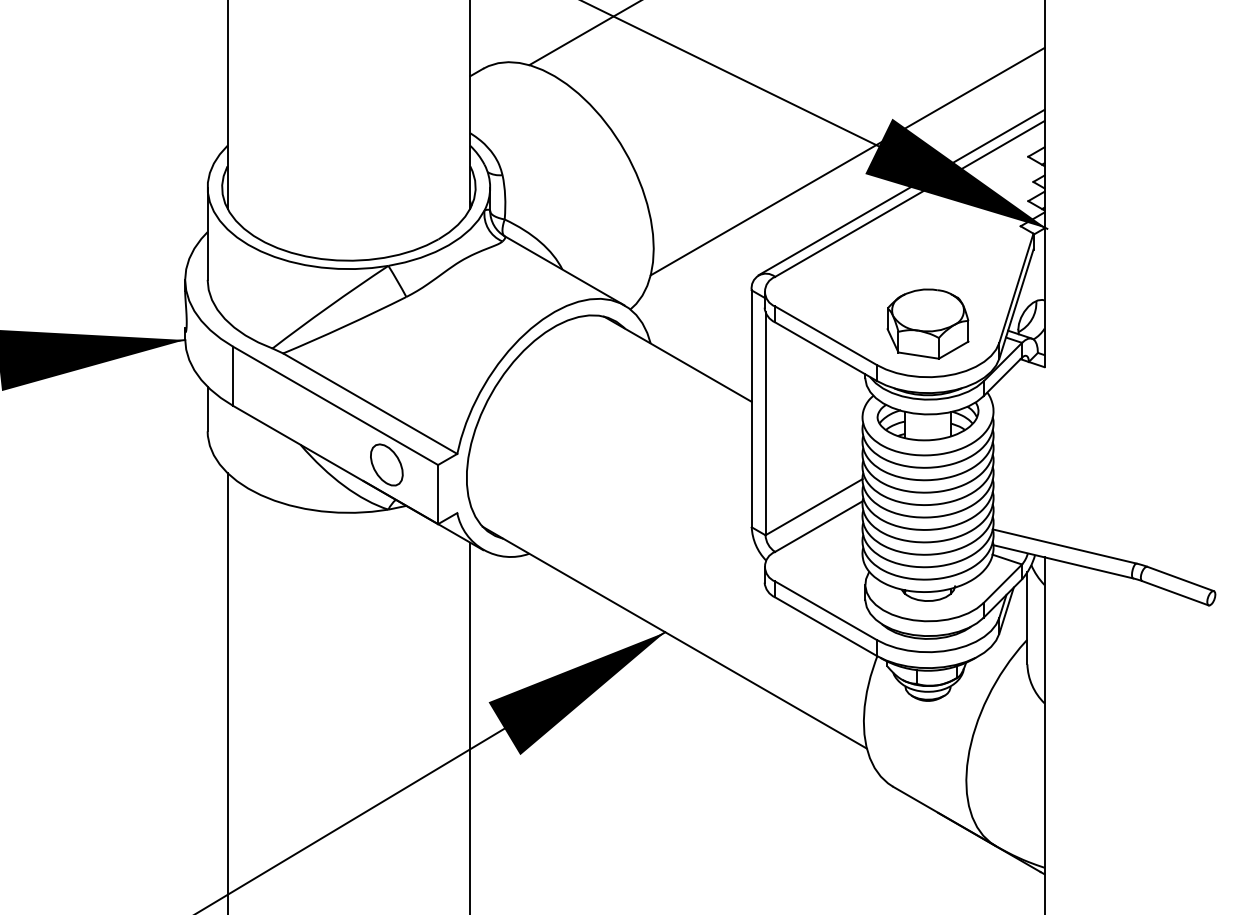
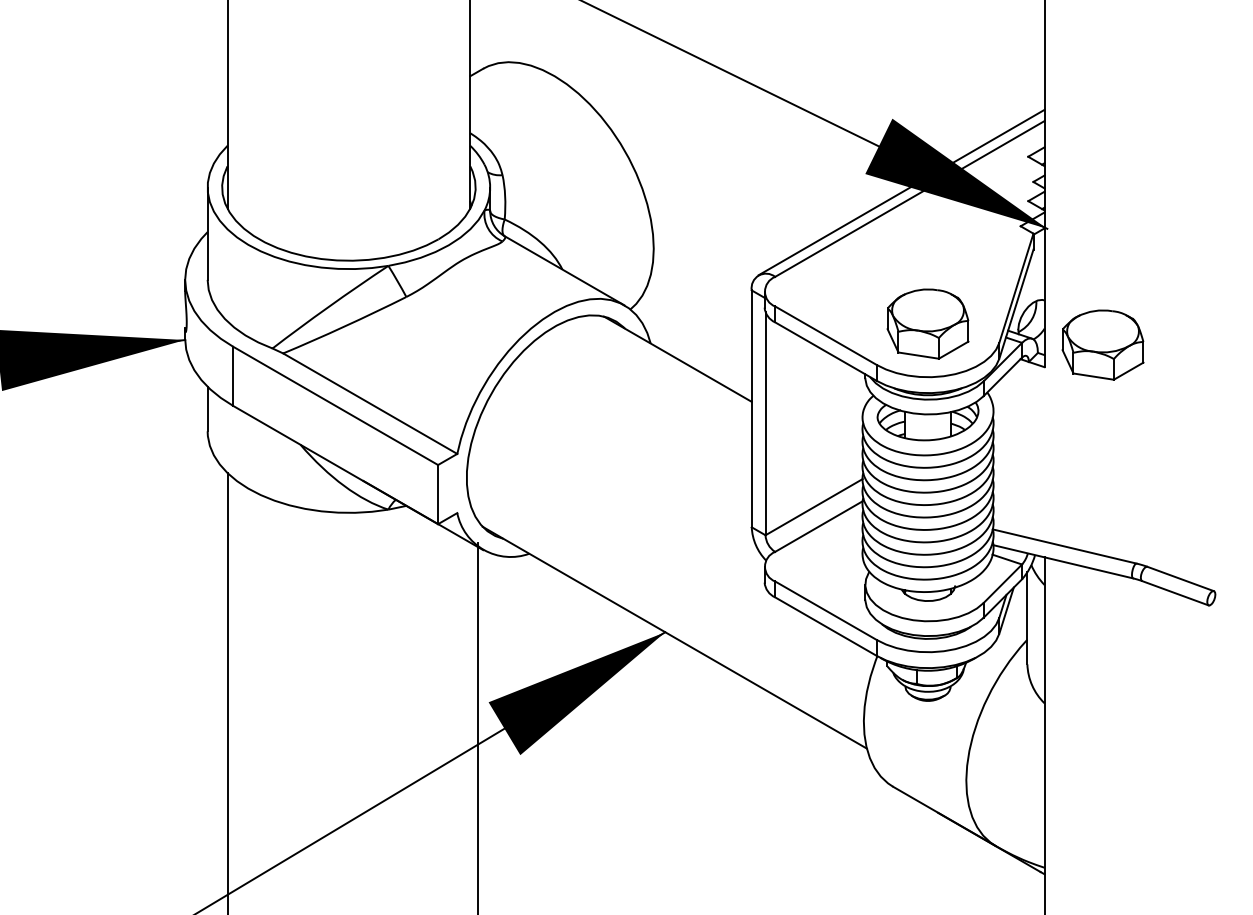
line: present -> none (583, 33)
line: present -> none (847, 161)
part: none -> present (1102, 344)
part: present -> none (386, 464)
line position: (470, 726) -> (478, 726) (478, 726)
